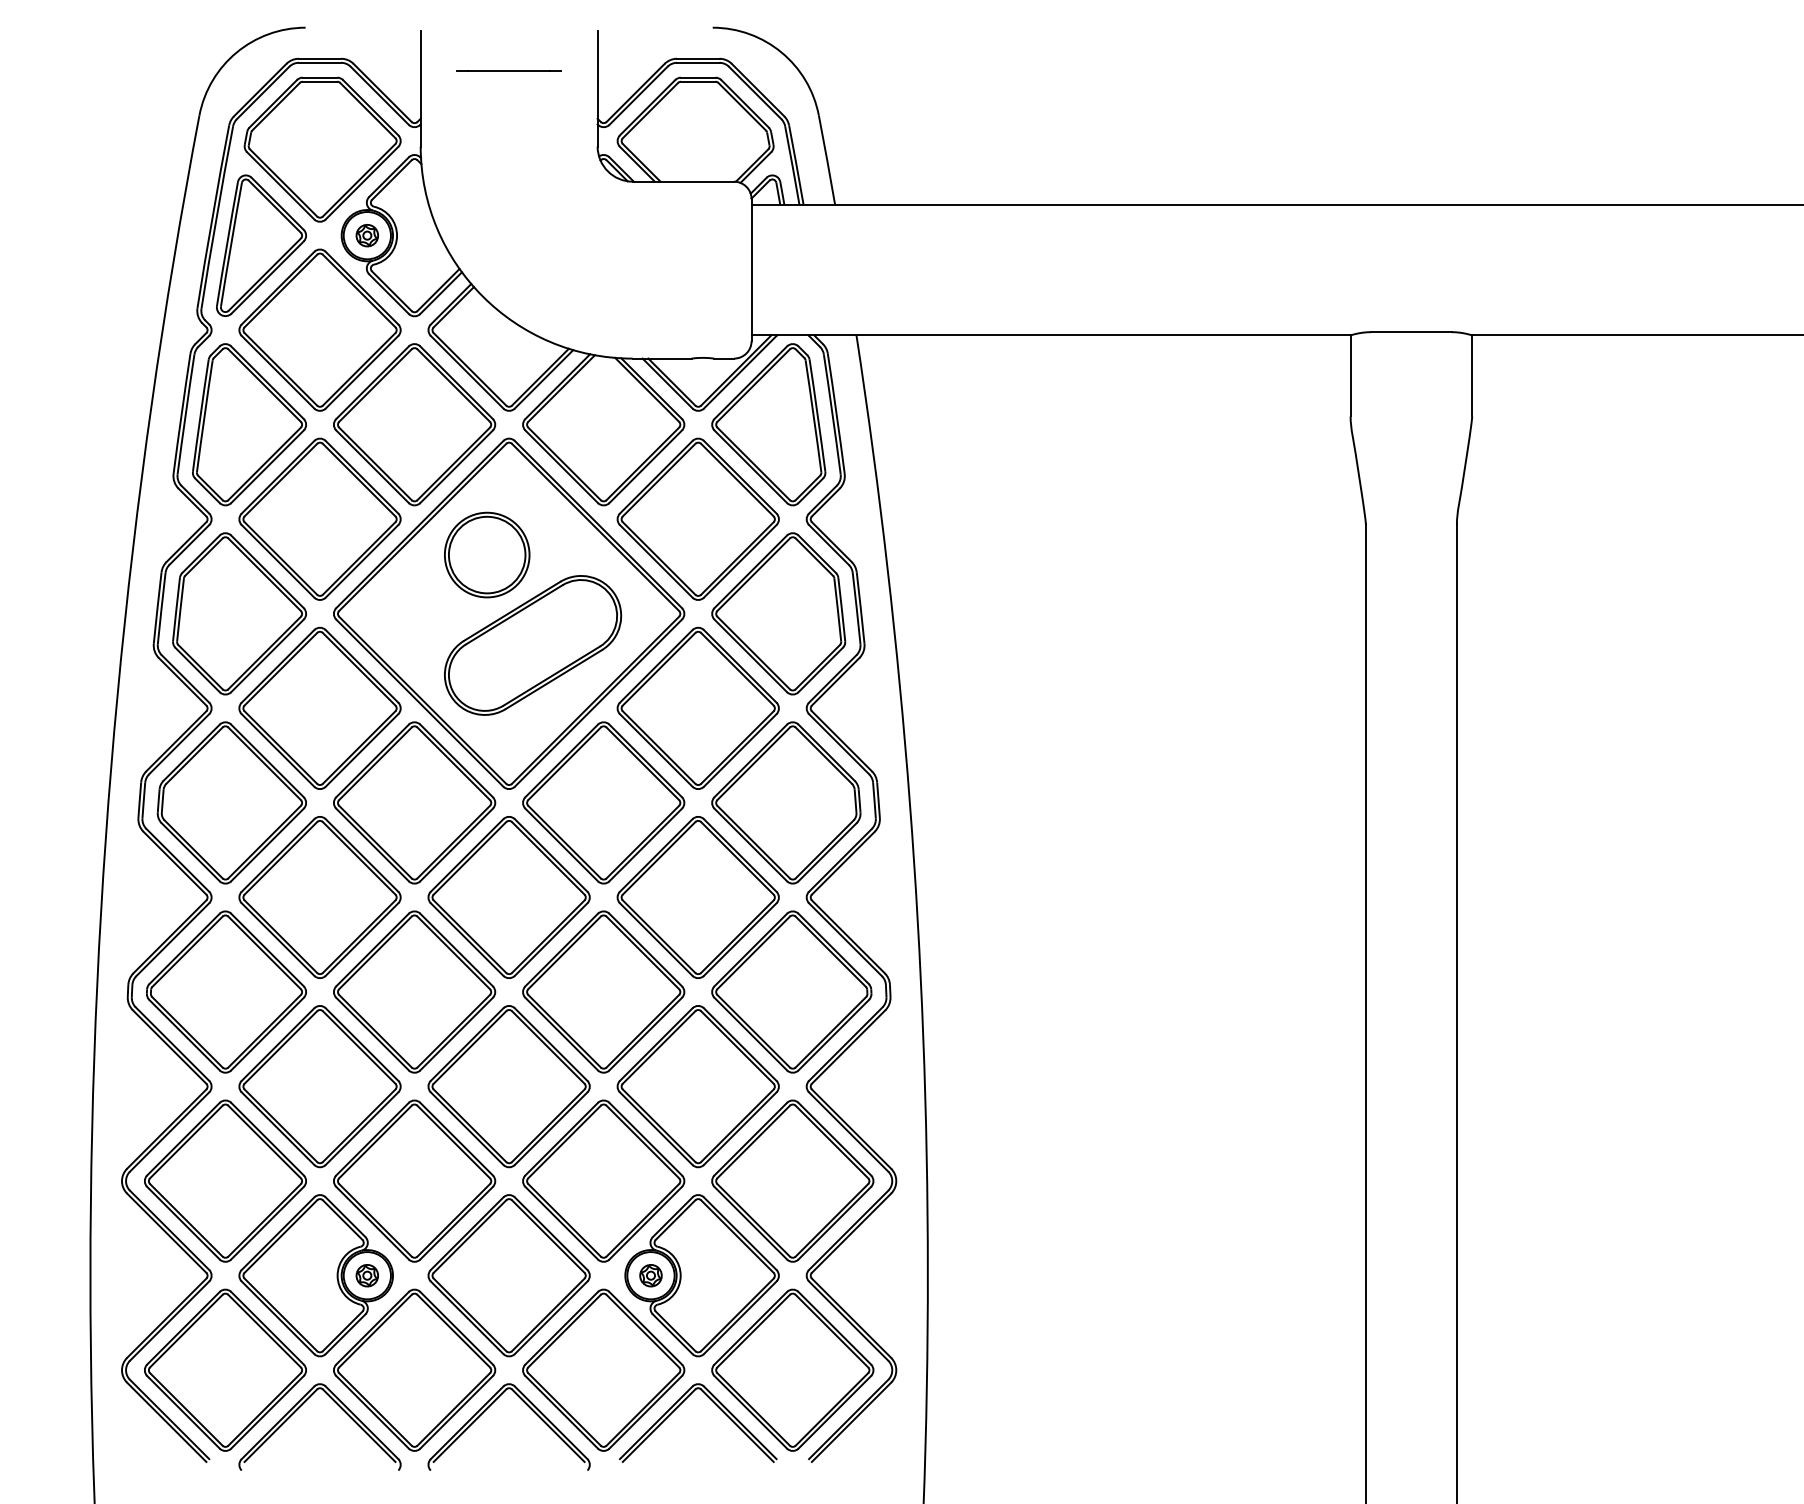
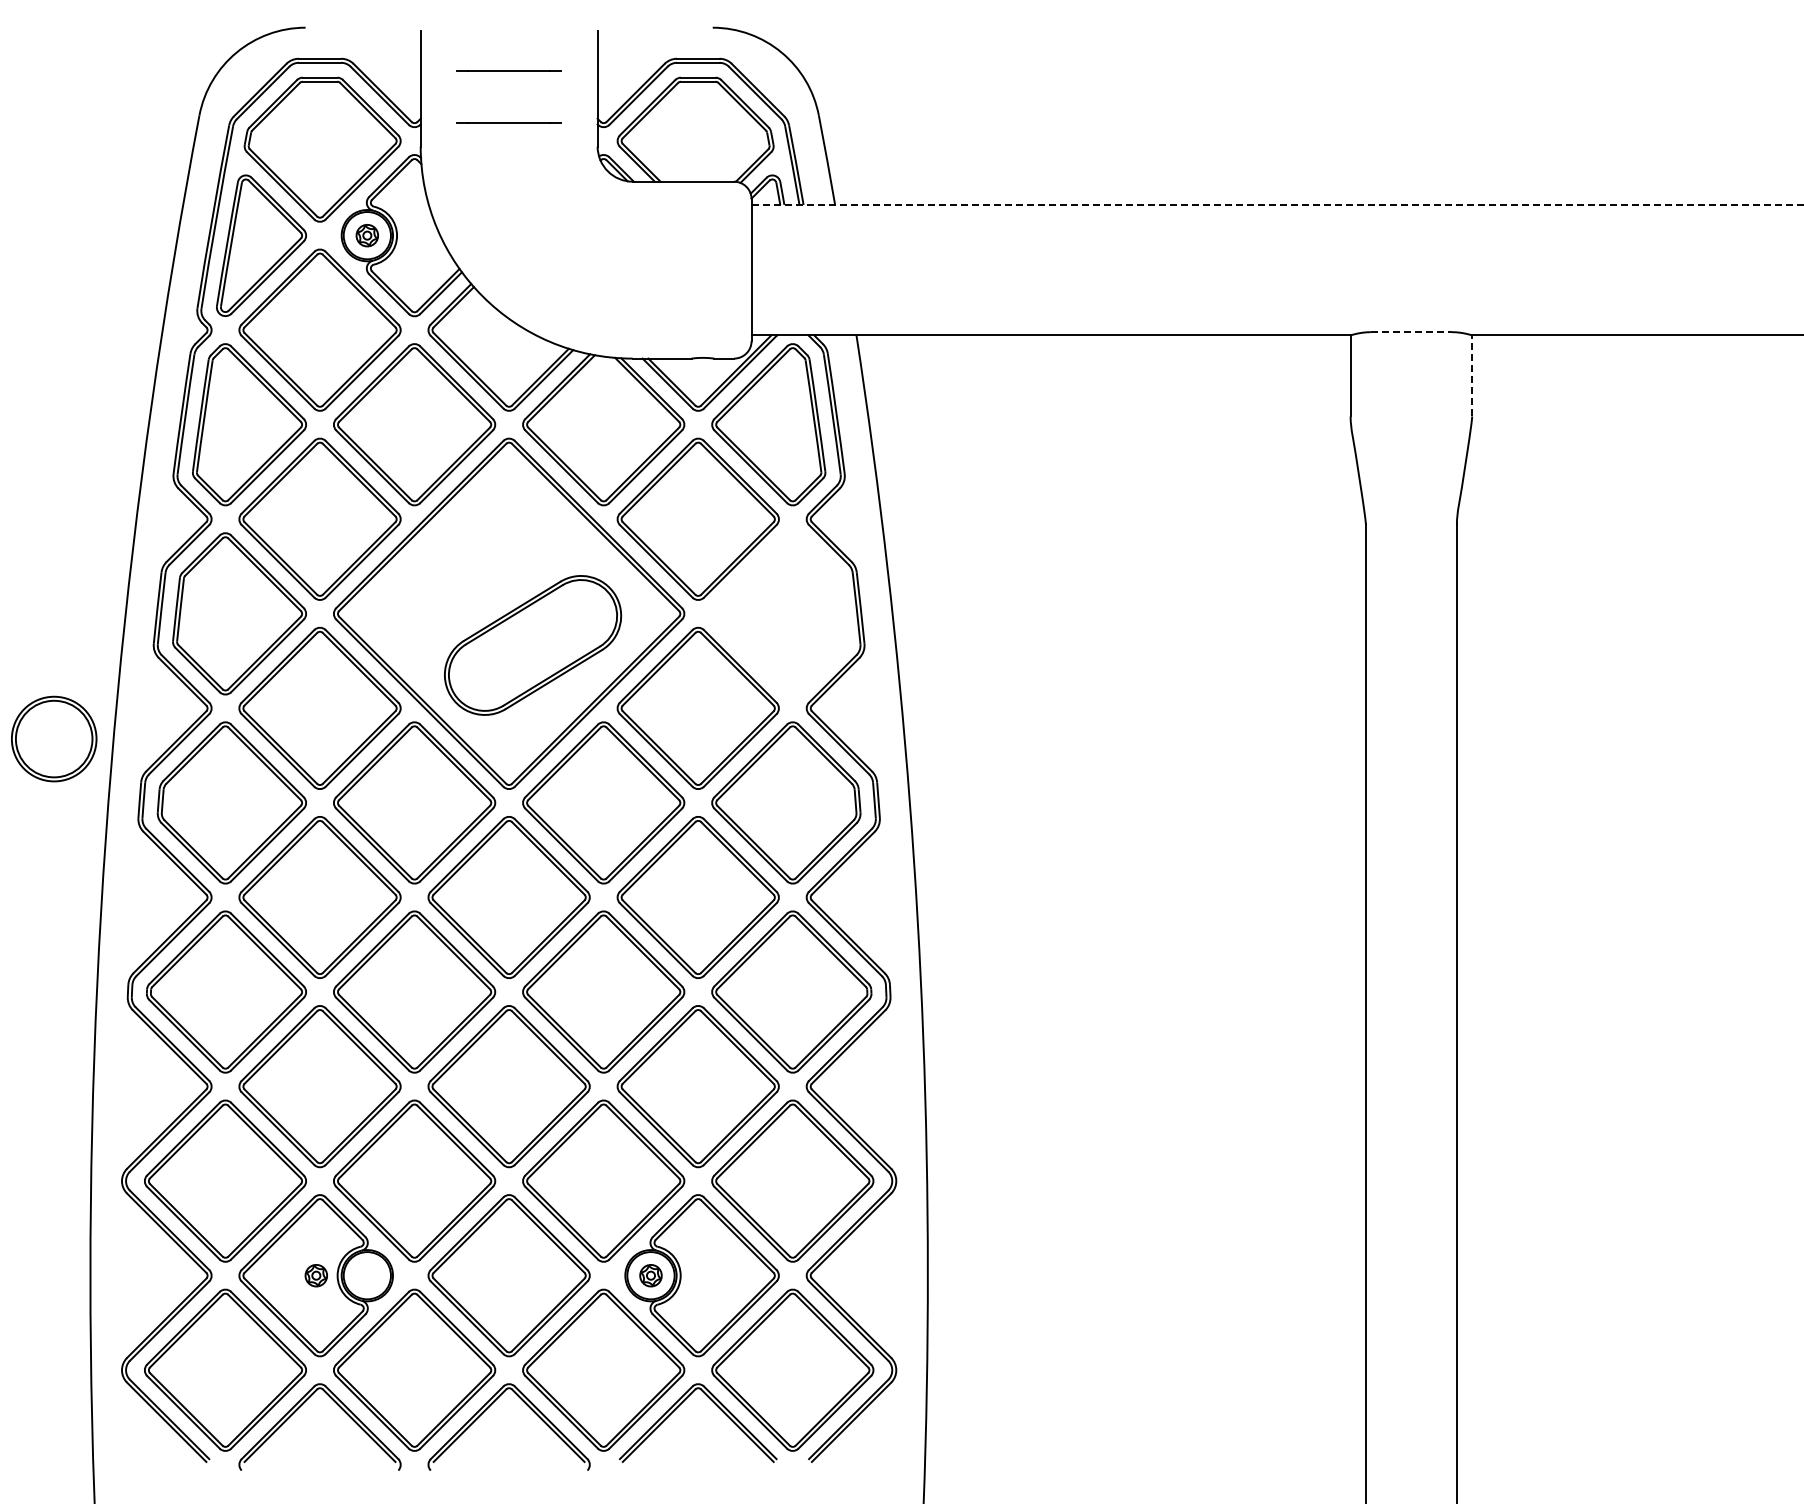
line: none -> present (508, 122)
line: solid -> dashed (1277, 204)
line: solid -> dashed (1411, 332)
line: solid -> dashed (1472, 375)
part position: (487, 554) -> (54, 738) (54, 738)
part: present -> none (778, 613)
part position: (366, 1275) -> (315, 1275) (315, 1275)
